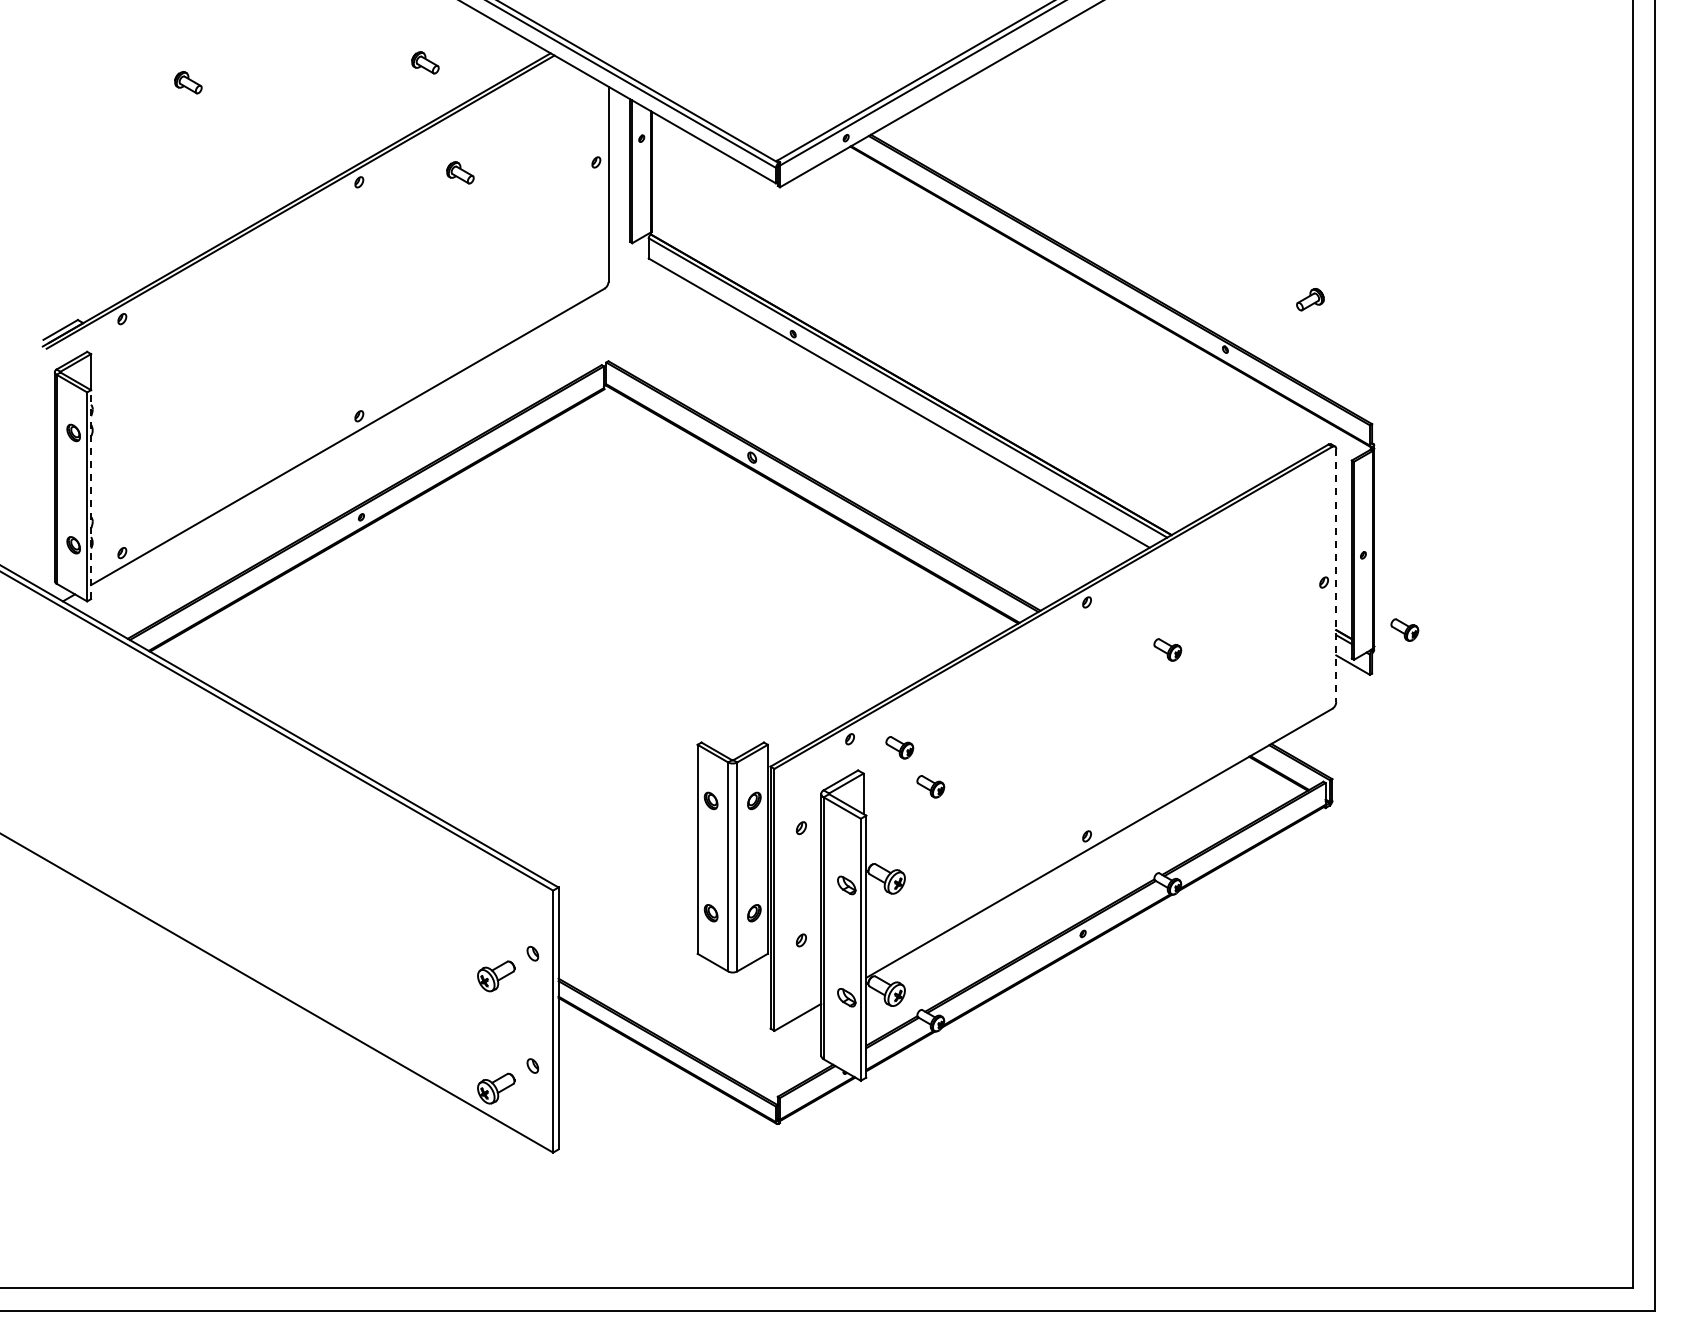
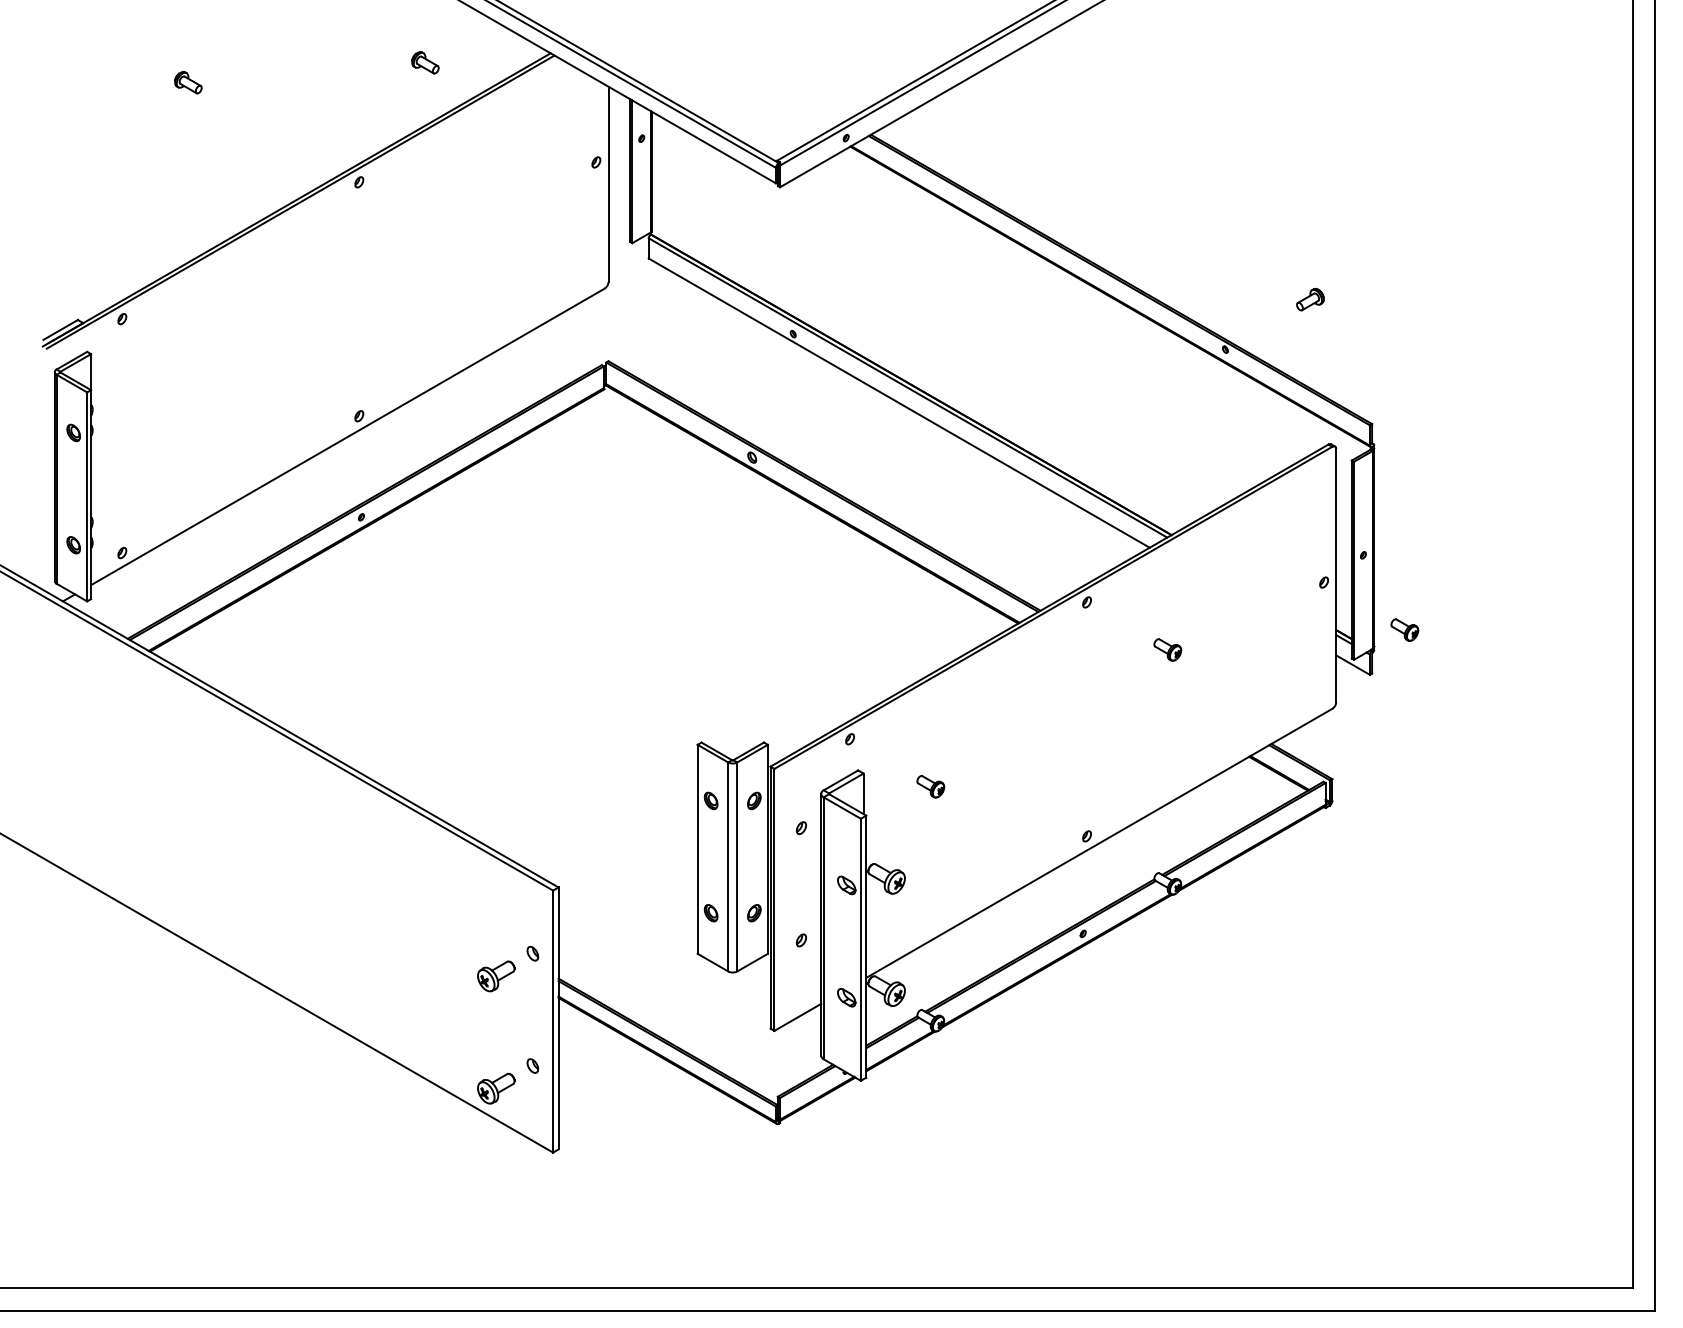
part: present -> none (460, 172)
line: dashed -> solid (91, 494)
line: dashed -> solid (1336, 575)
part: present -> none (899, 747)
